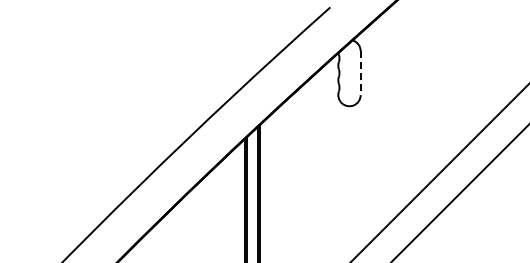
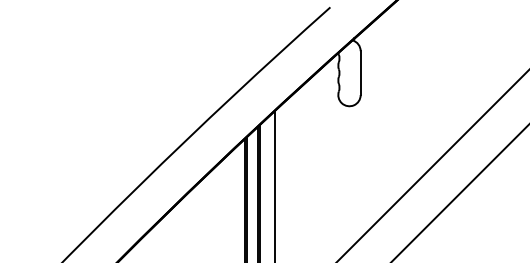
line: dashed -> solid (360, 73)
line position: (439, 172) -> (432, 165) (432, 165)
line: none -> present (275, 184)
